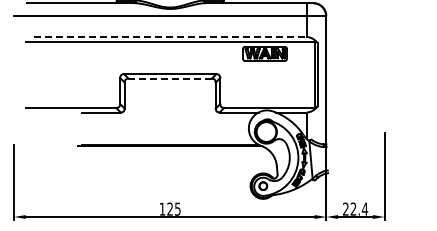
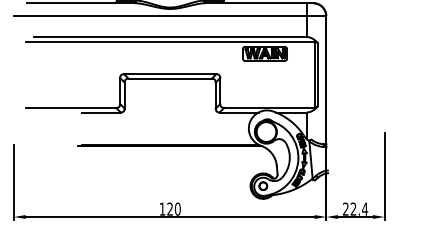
line: dashed -> solid (170, 37)
line: dashed -> solid (170, 78)
text: 125 -> 120 (177, 208)
